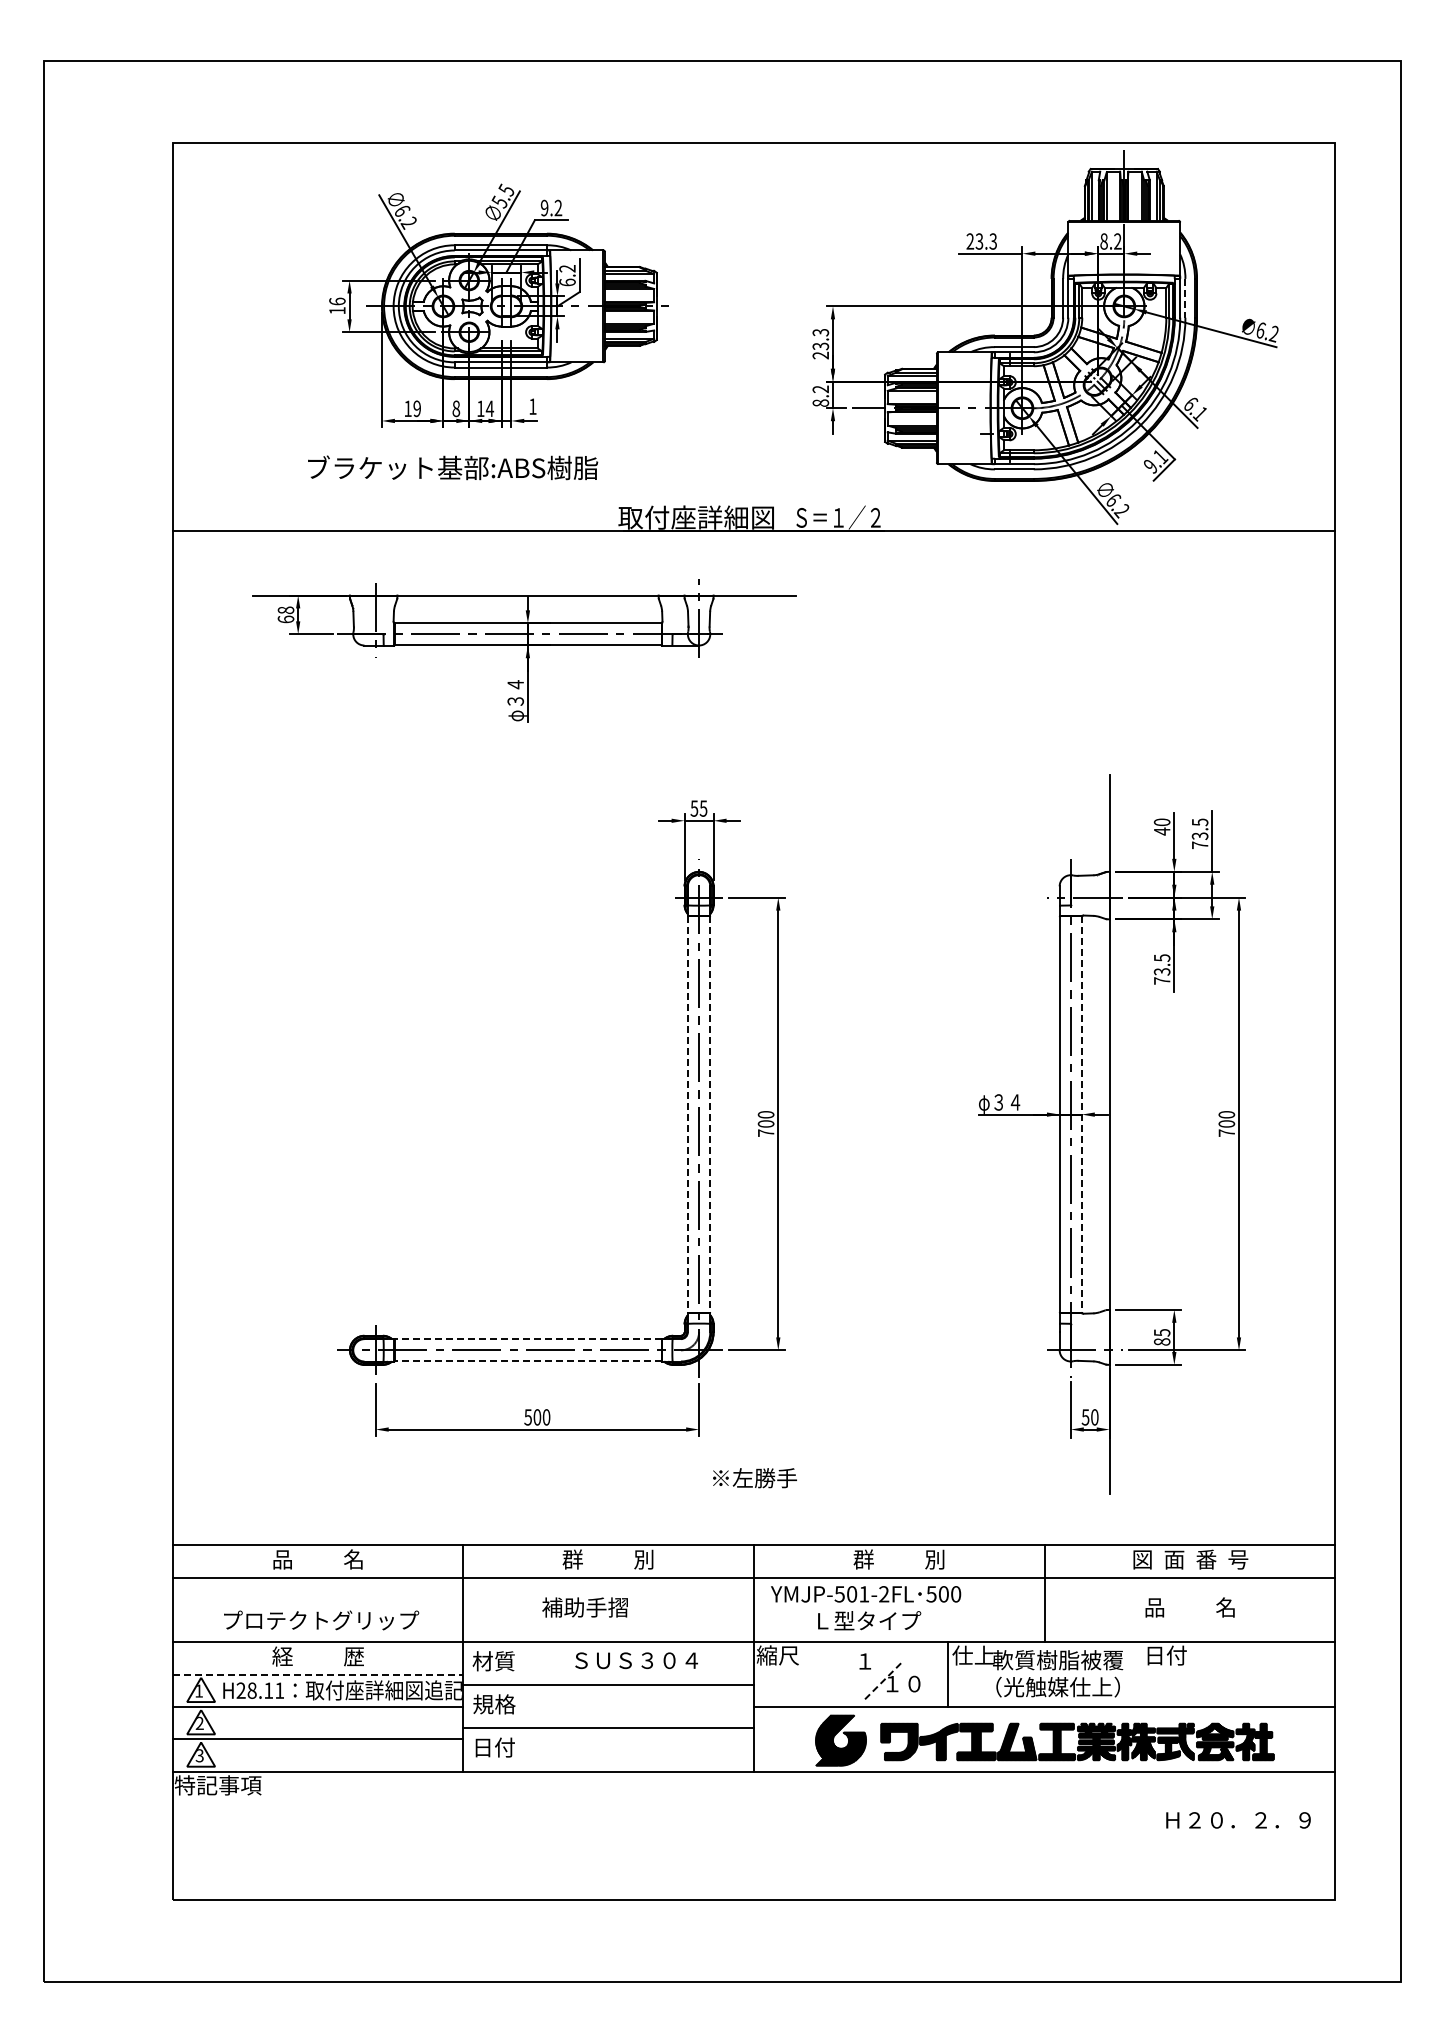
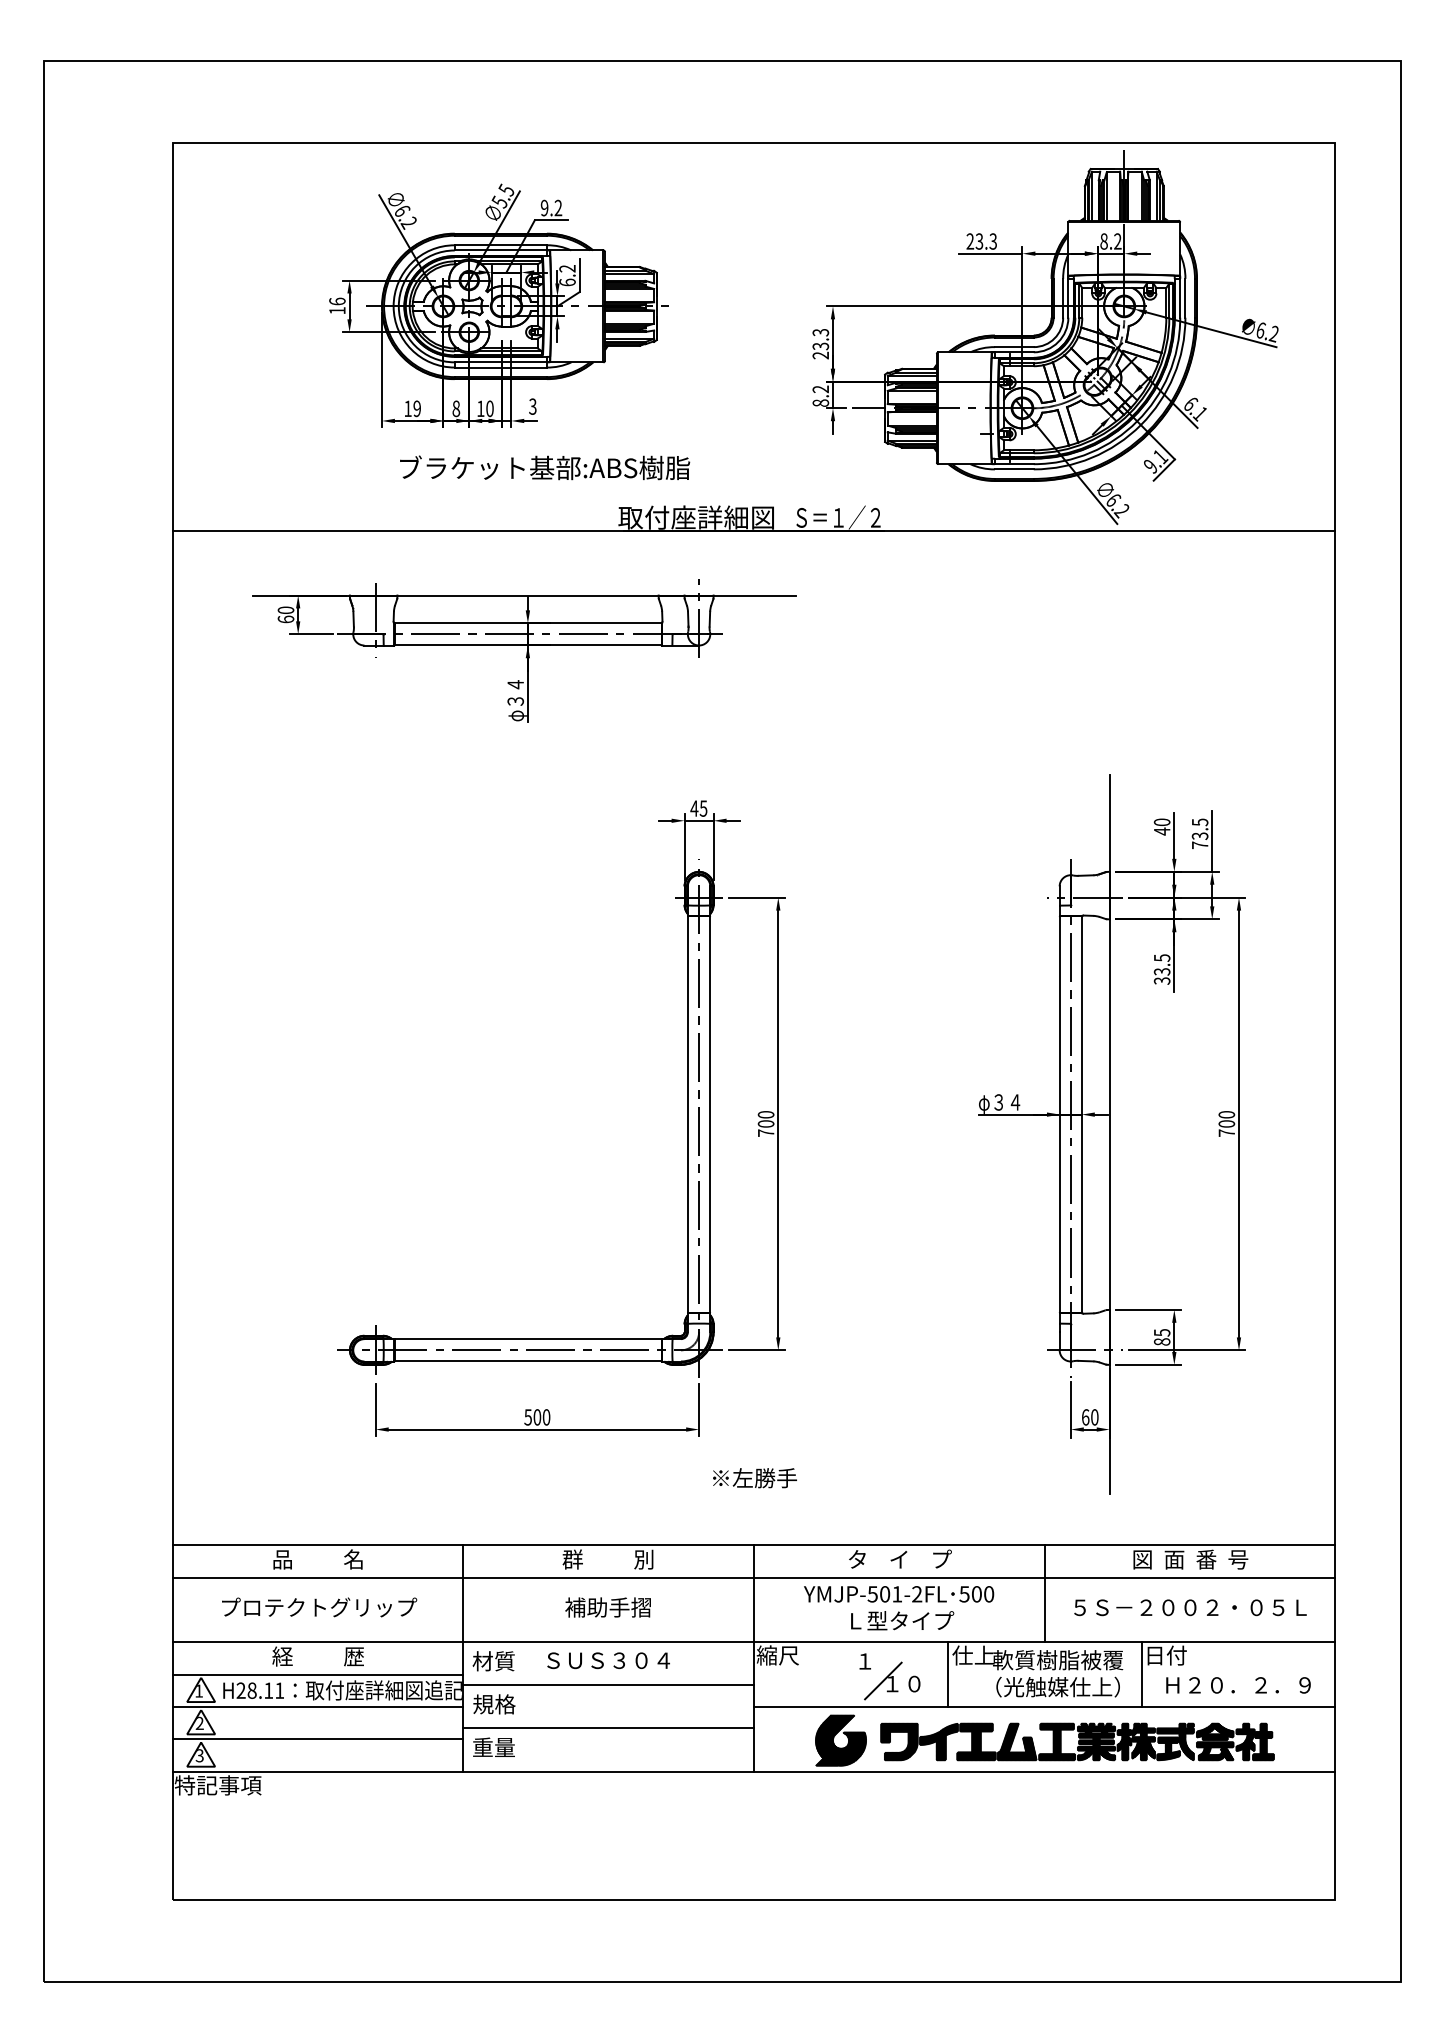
line: dashed -> solid (1185, 298)
text: 1 -> 3 (532, 406)
text: 14 -> 10 (489, 408)
text position: (453, 467) -> (545, 467) (545, 467)
text: 68 -> 60 (285, 610)
text: 55 -> 45 (694, 808)
text: 73.5 -> 33.5 (1161, 980)
line: dashed -> solid (688, 1114)
line: dashed -> solid (710, 1114)
line: dashed -> solid (1081, 1114)
line: dashed -> solid (528, 1339)
line: dashed -> solid (528, 1361)
text: 50 -> 60 (1085, 1417)
text: 群          別 -> タ    イ    プ (900, 1559)
text position: (584, 1607) -> (607, 1607) (607, 1607)
text: 品          名 -> ５Ｓ－２００２・０５Ｌ (1190, 1607)
text position: (866, 1608) -> (899, 1608) (899, 1608)
text position: (321, 1620) -> (319, 1607) (319, 1607)
text position: (636, 1660) -> (608, 1660) (608, 1660)
line: dashed -> solid (318, 1674)
line: none -> present (1141, 1674)
line: dashed -> solid (883, 1681)
text: 日付 -> 重量 (493, 1747)
text position: (1238, 1820) -> (1238, 1685) (1238, 1685)
